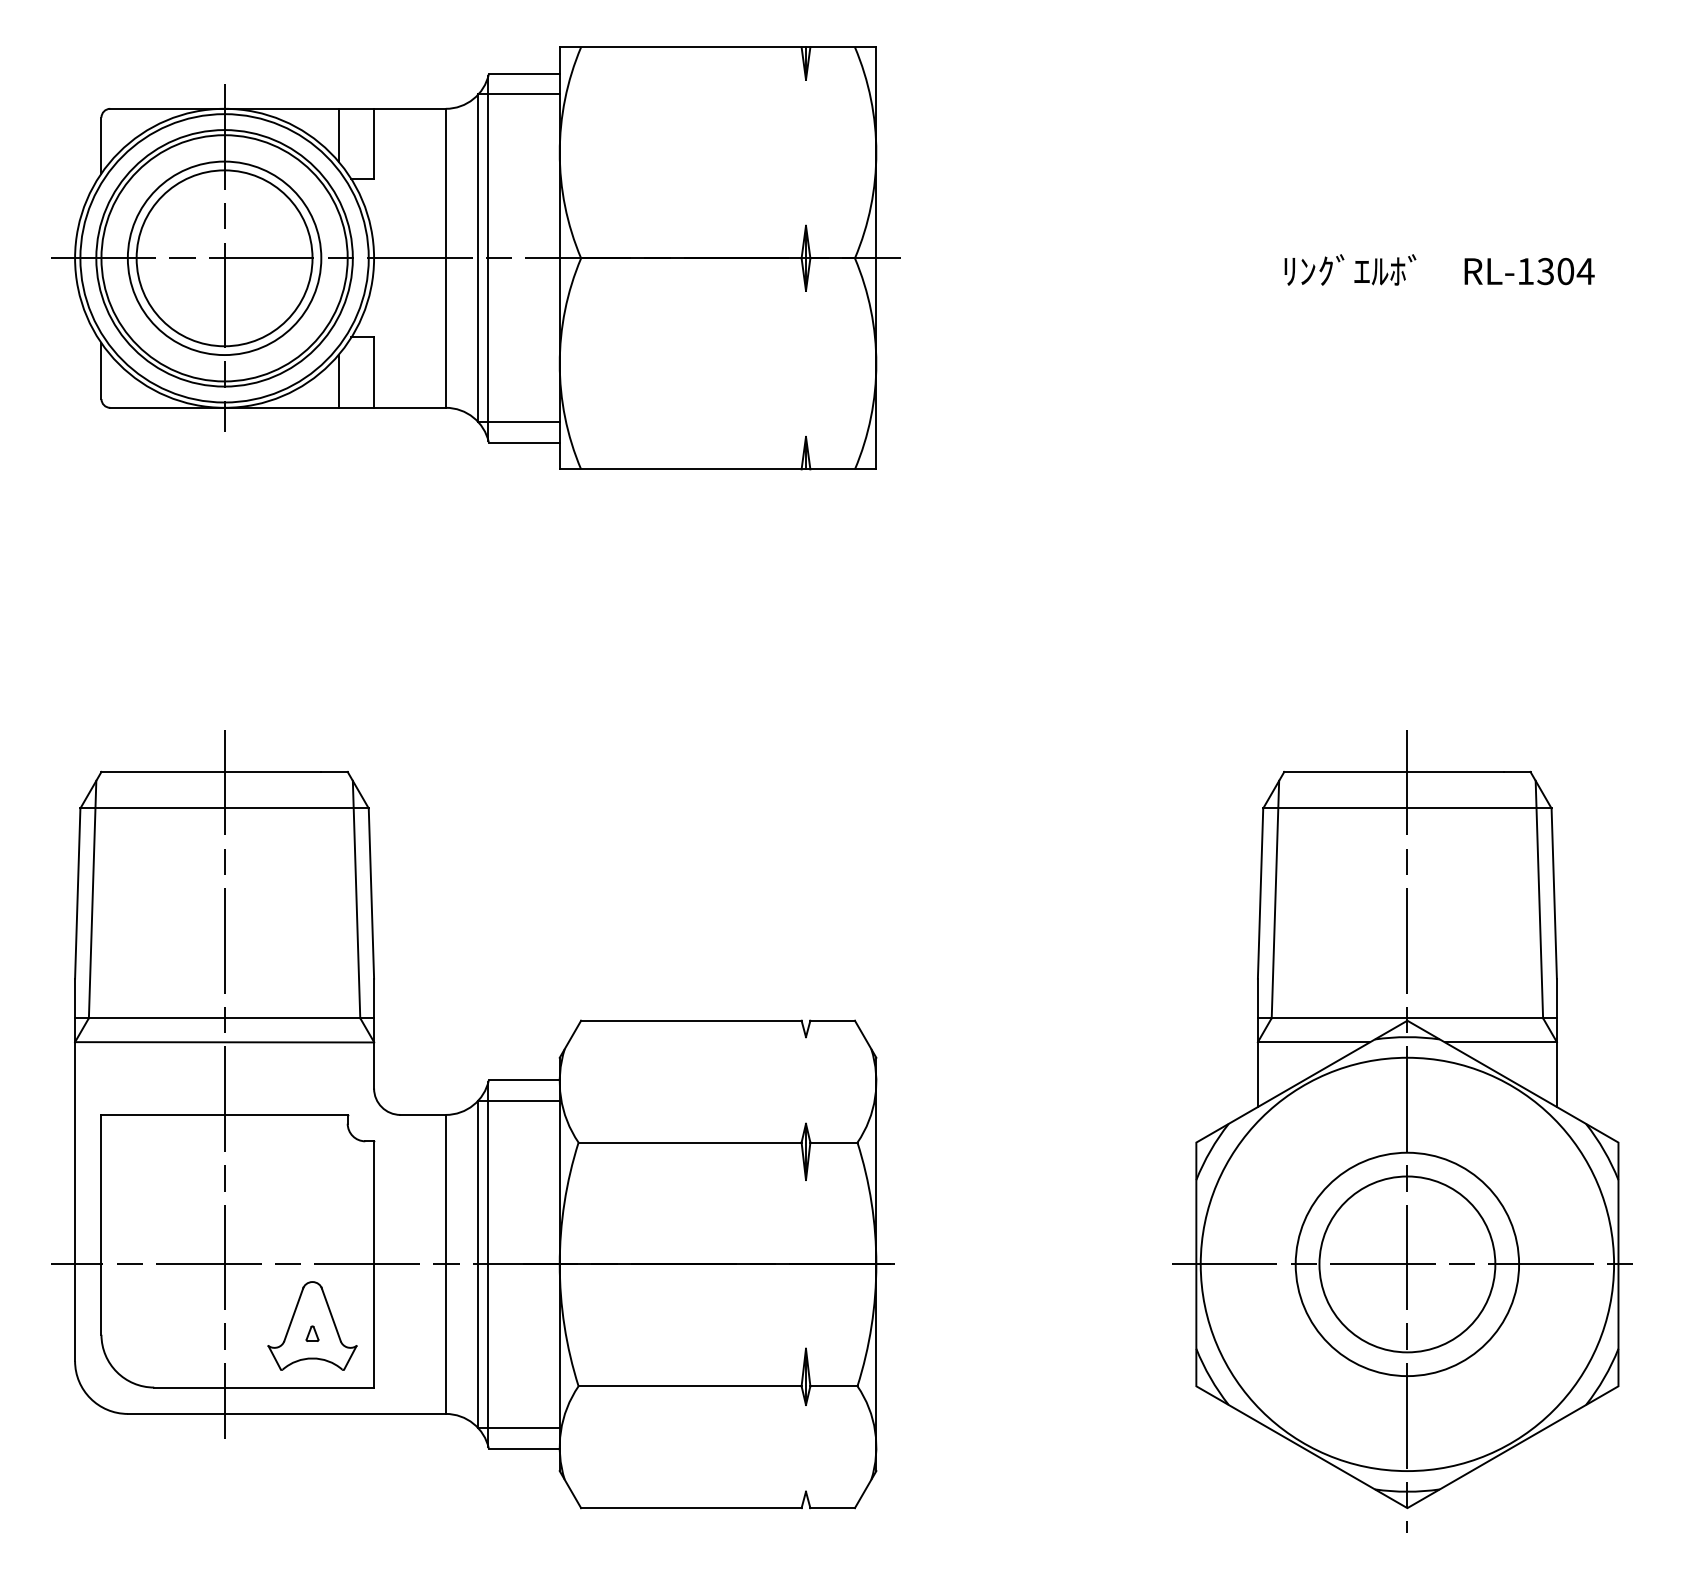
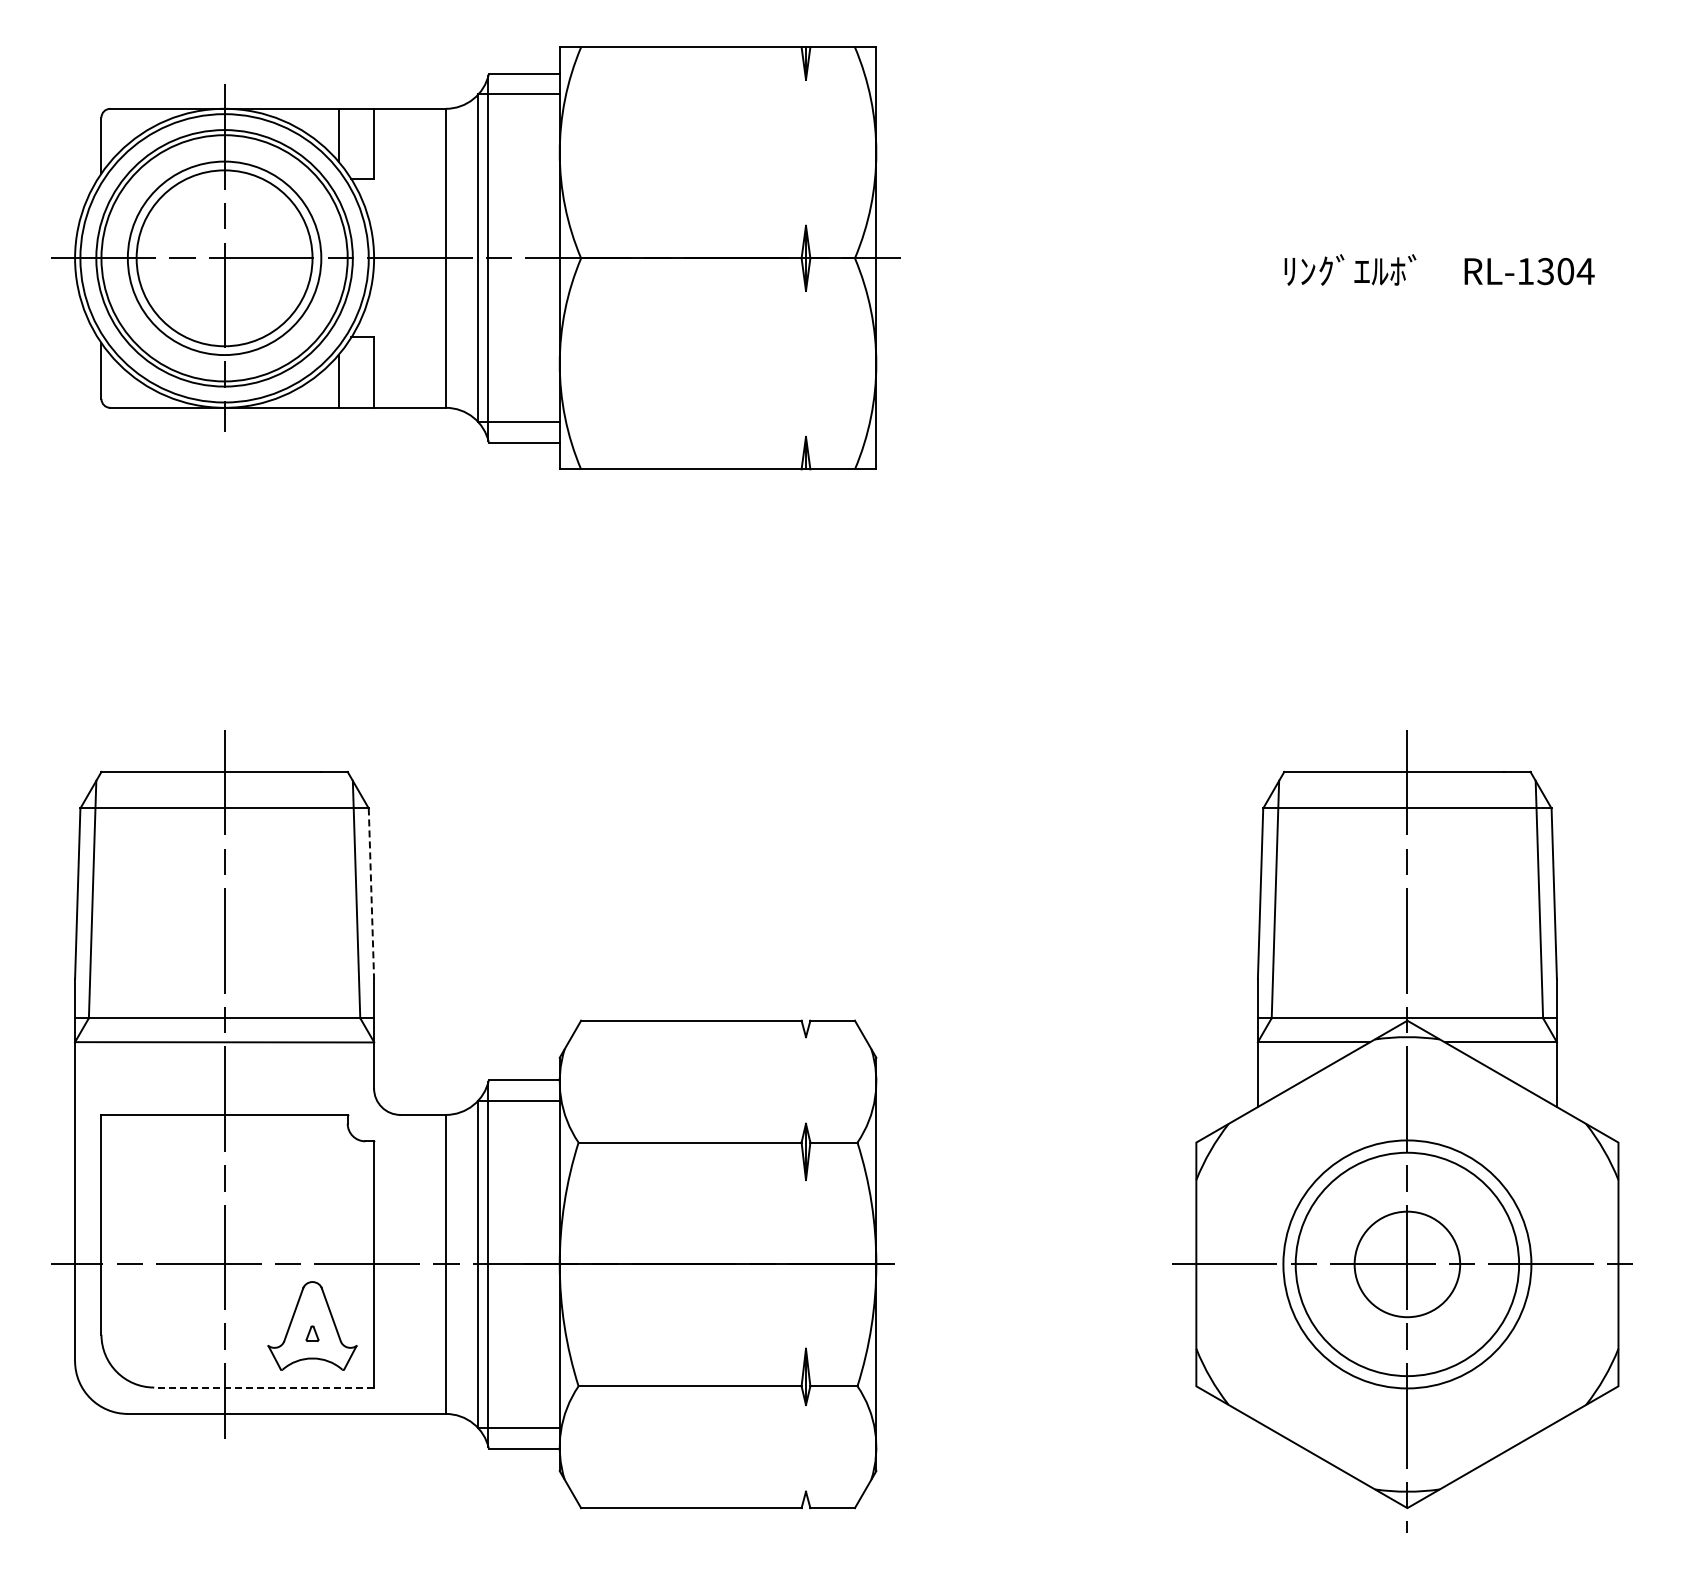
line: solid -> dashed (371, 894)
circle diameter: 176 px -> 106 px (1407, 1264)
circle diameter: 413 px -> 248 px (1407, 1264)
line: solid -> dashed (264, 1387)
